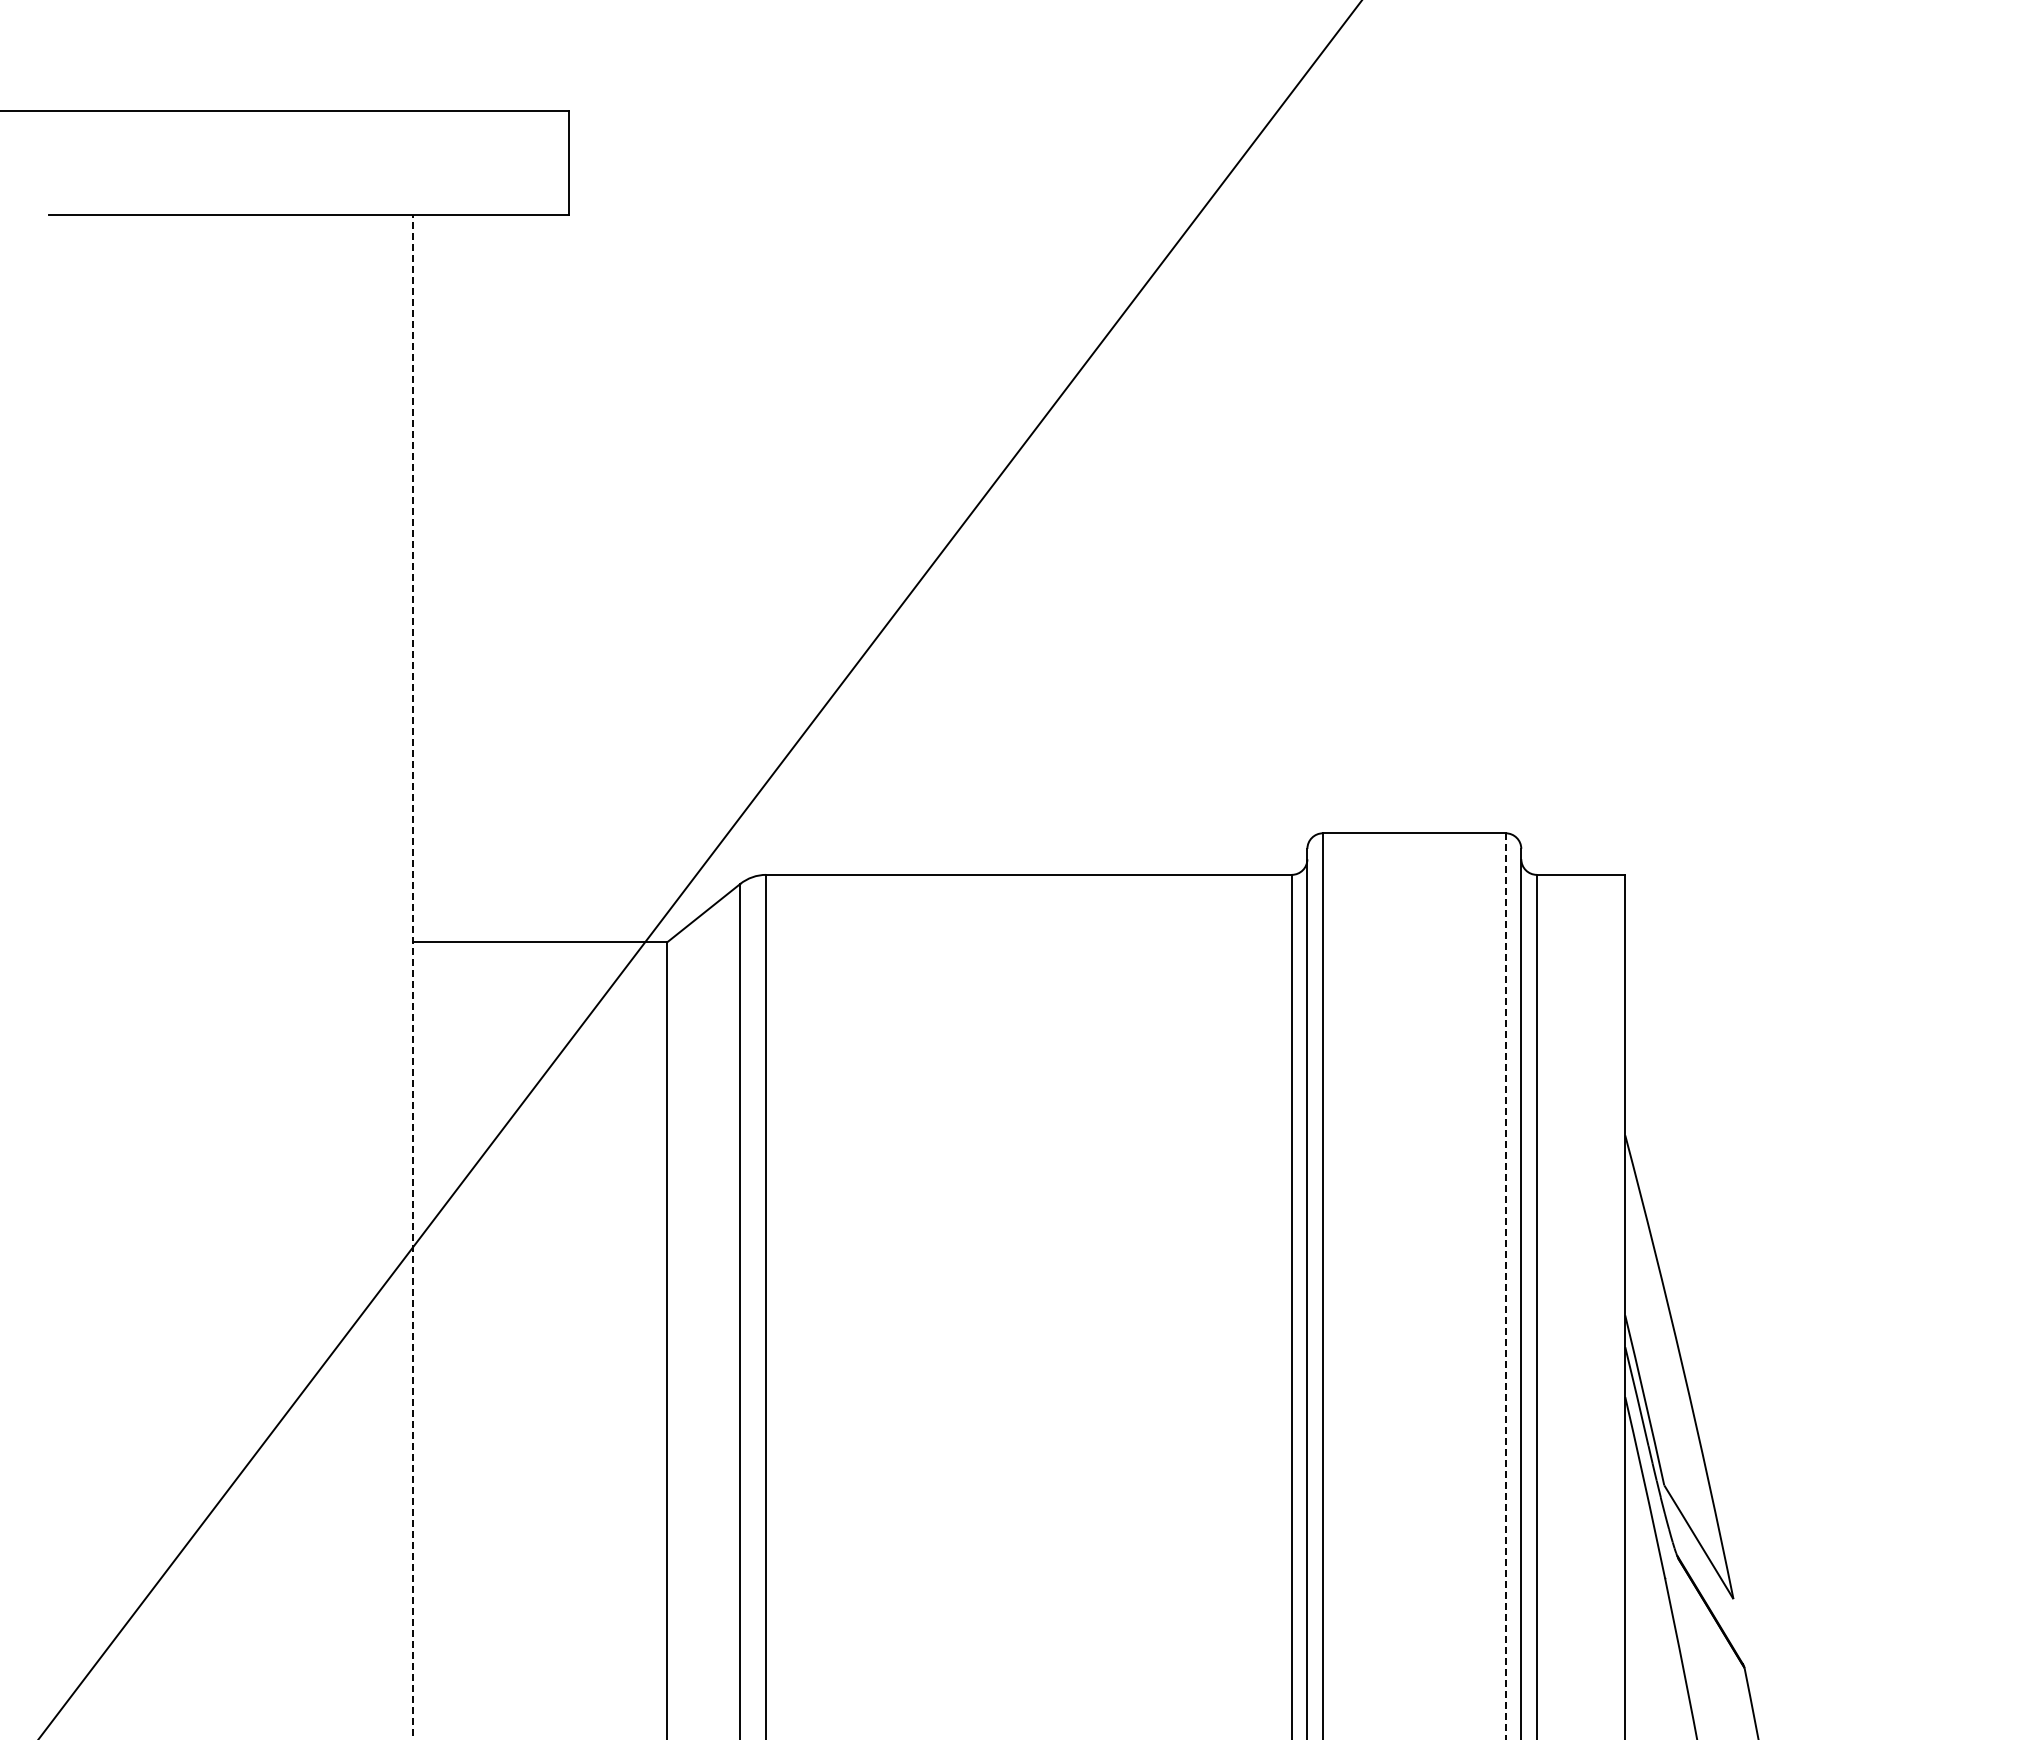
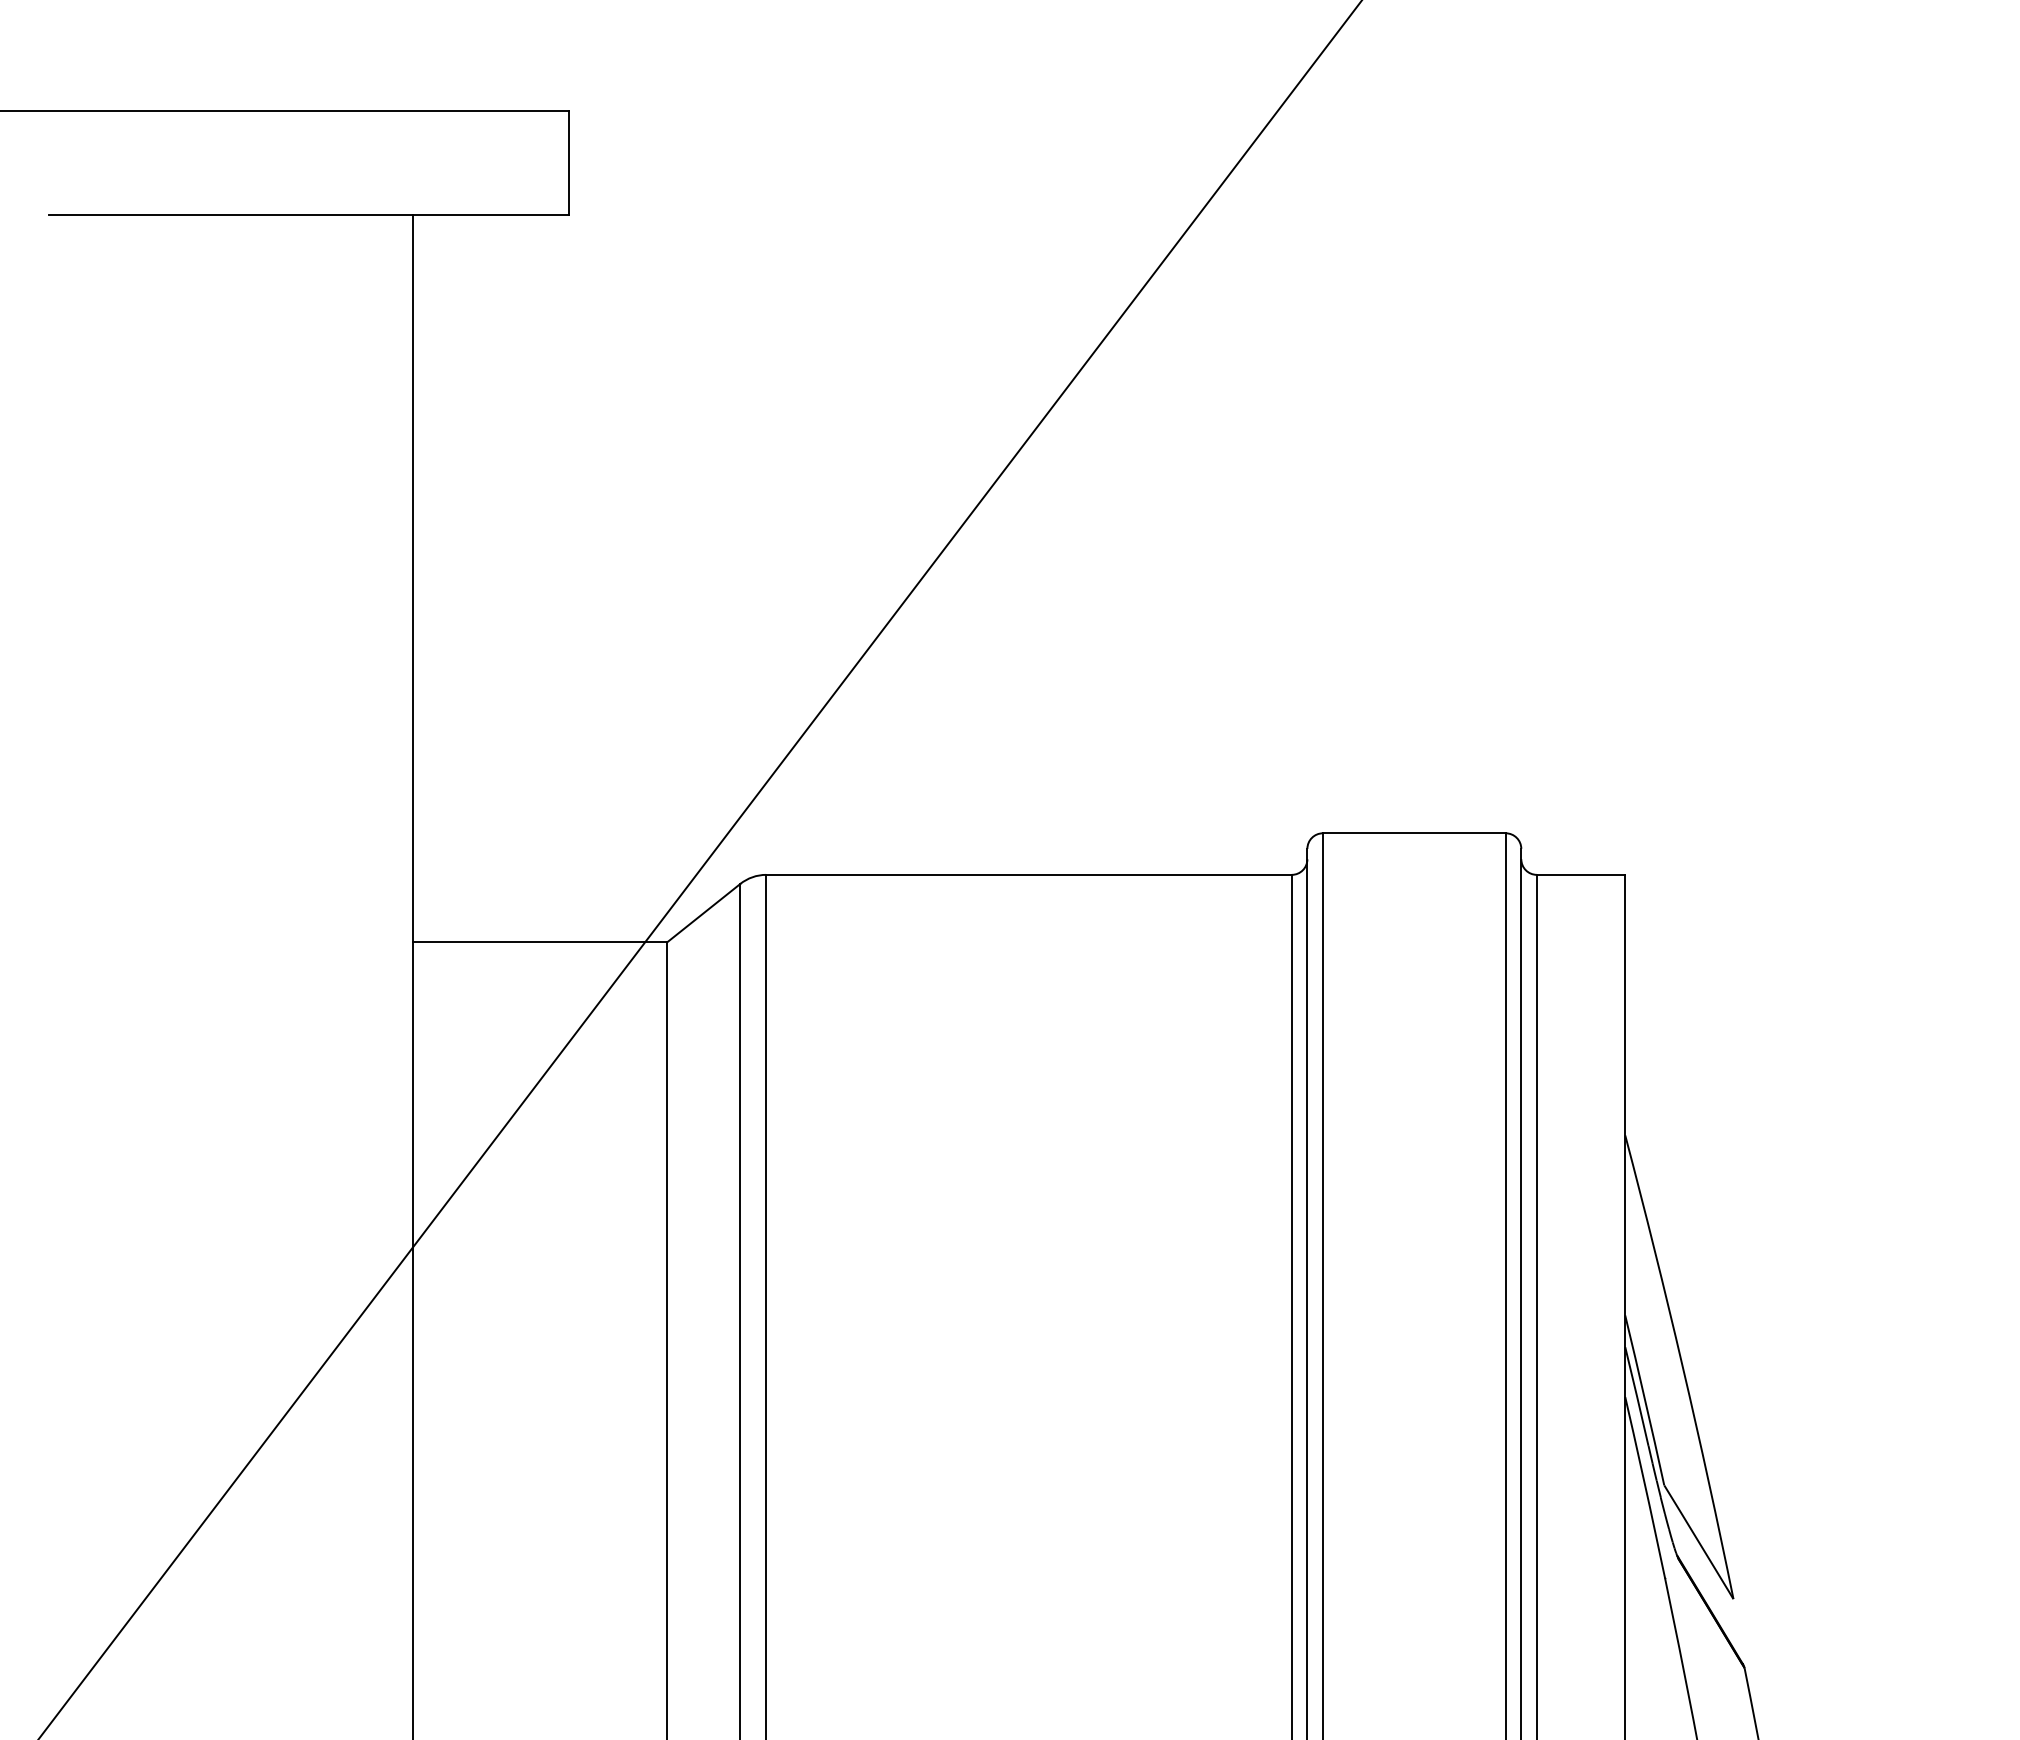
line: dashed -> solid (413, 976)
line: dashed -> solid (1505, 1286)
